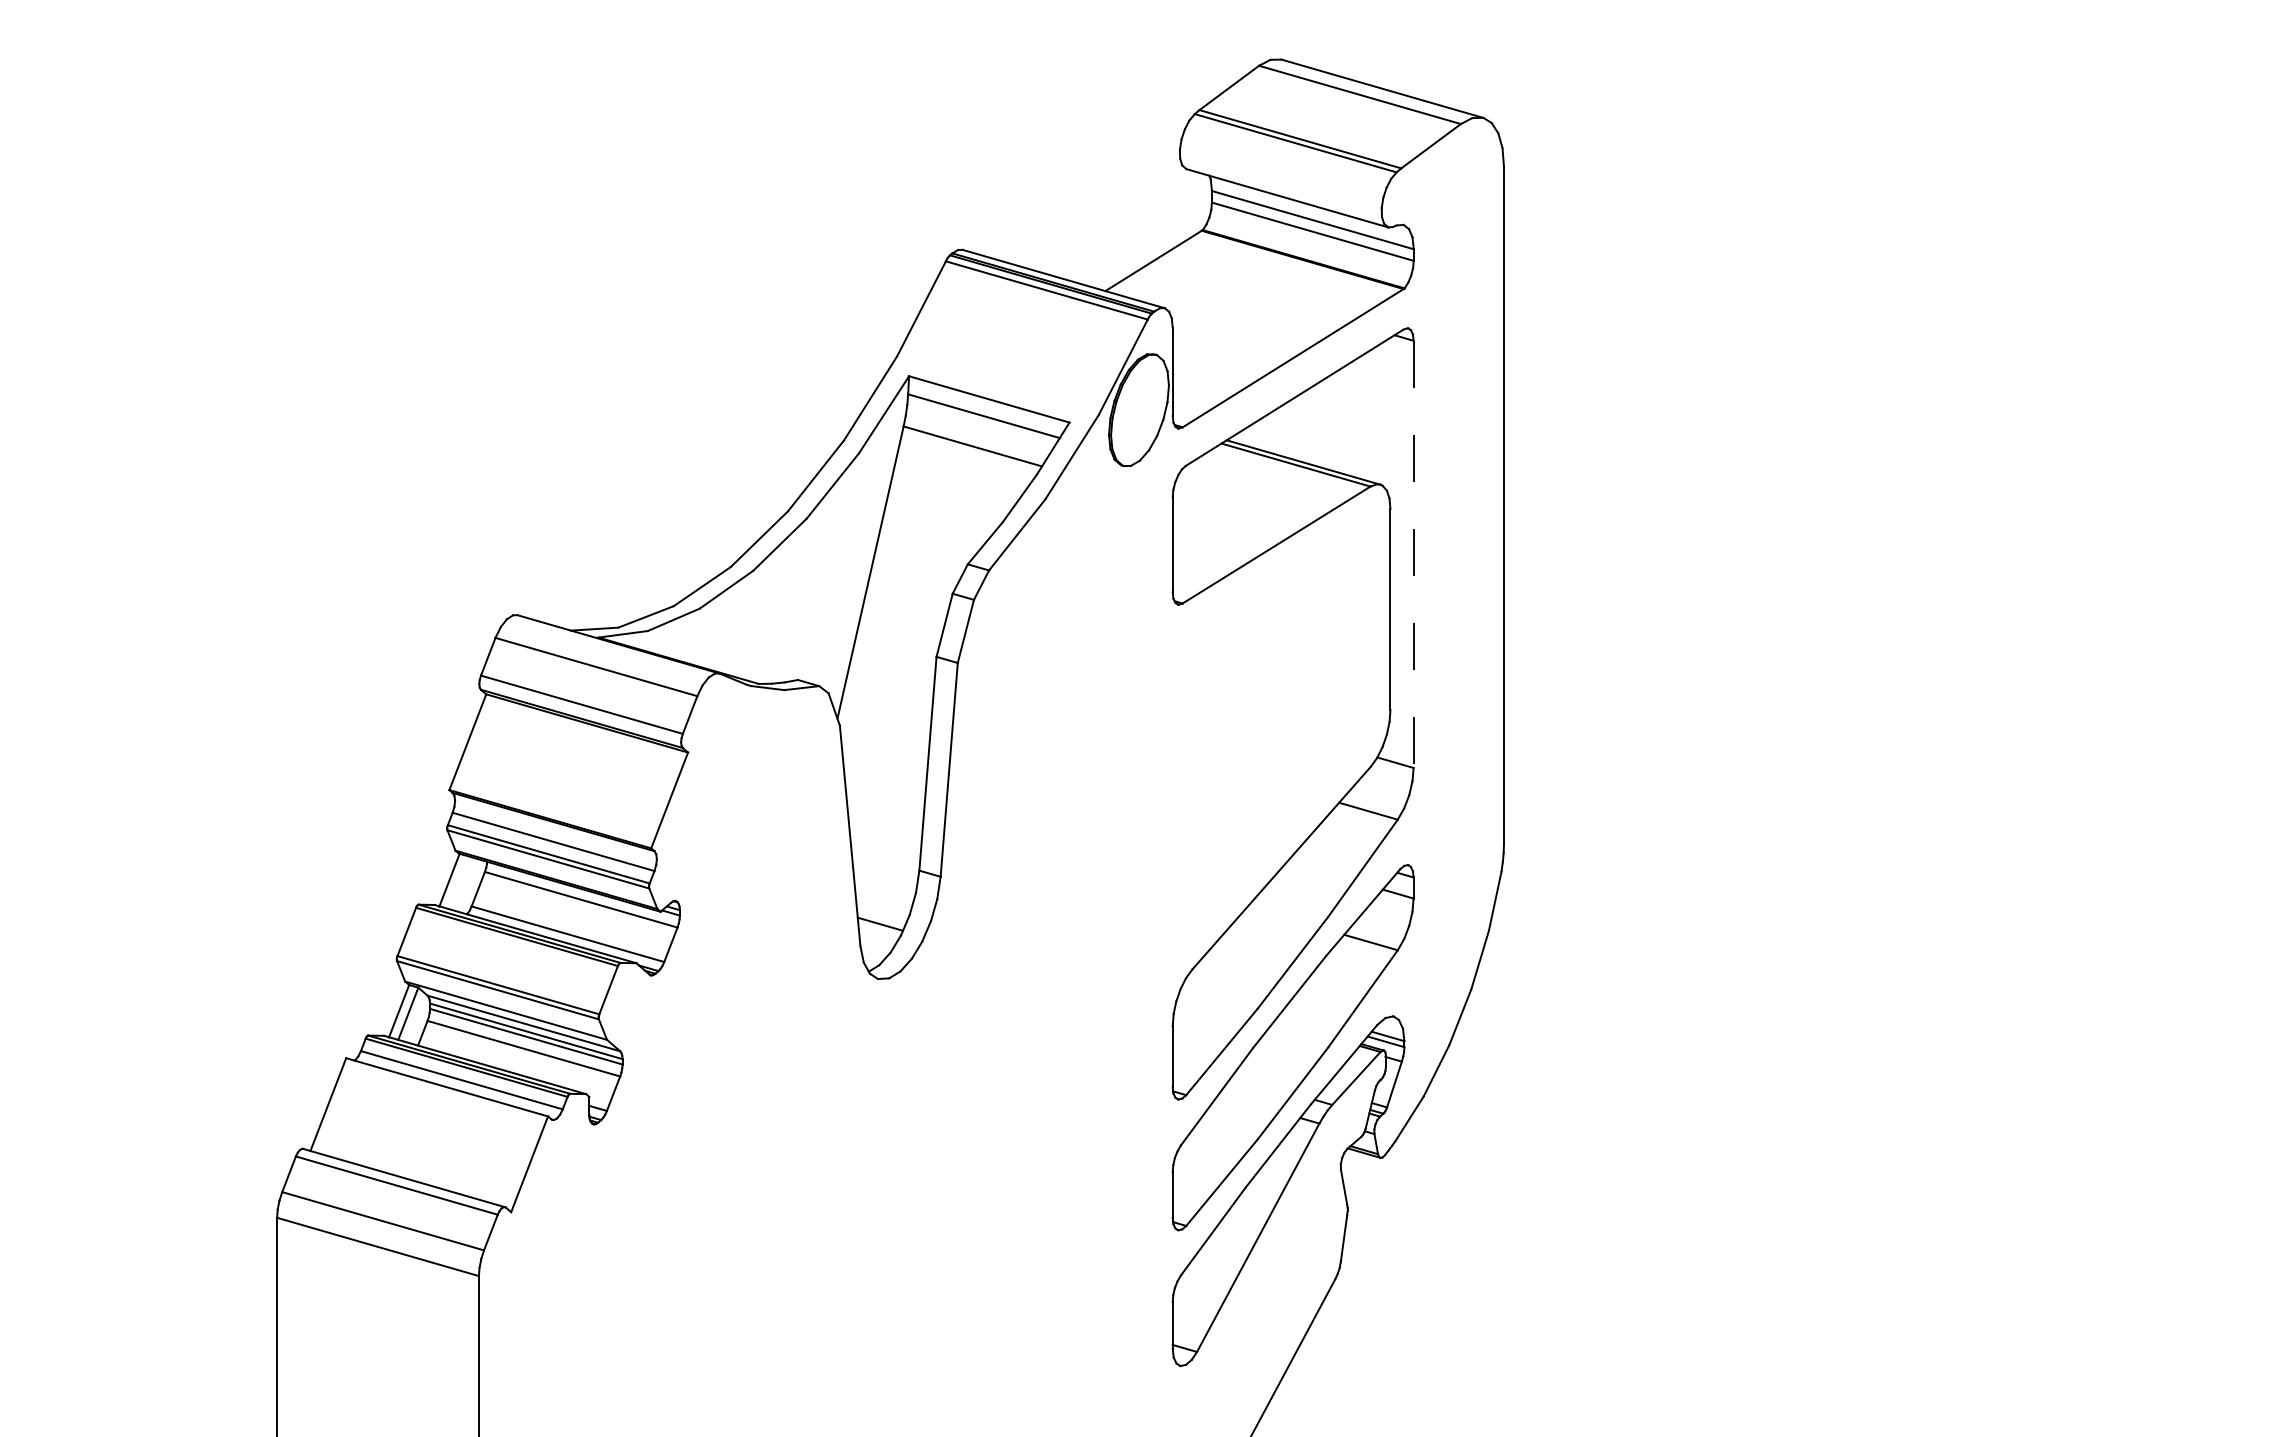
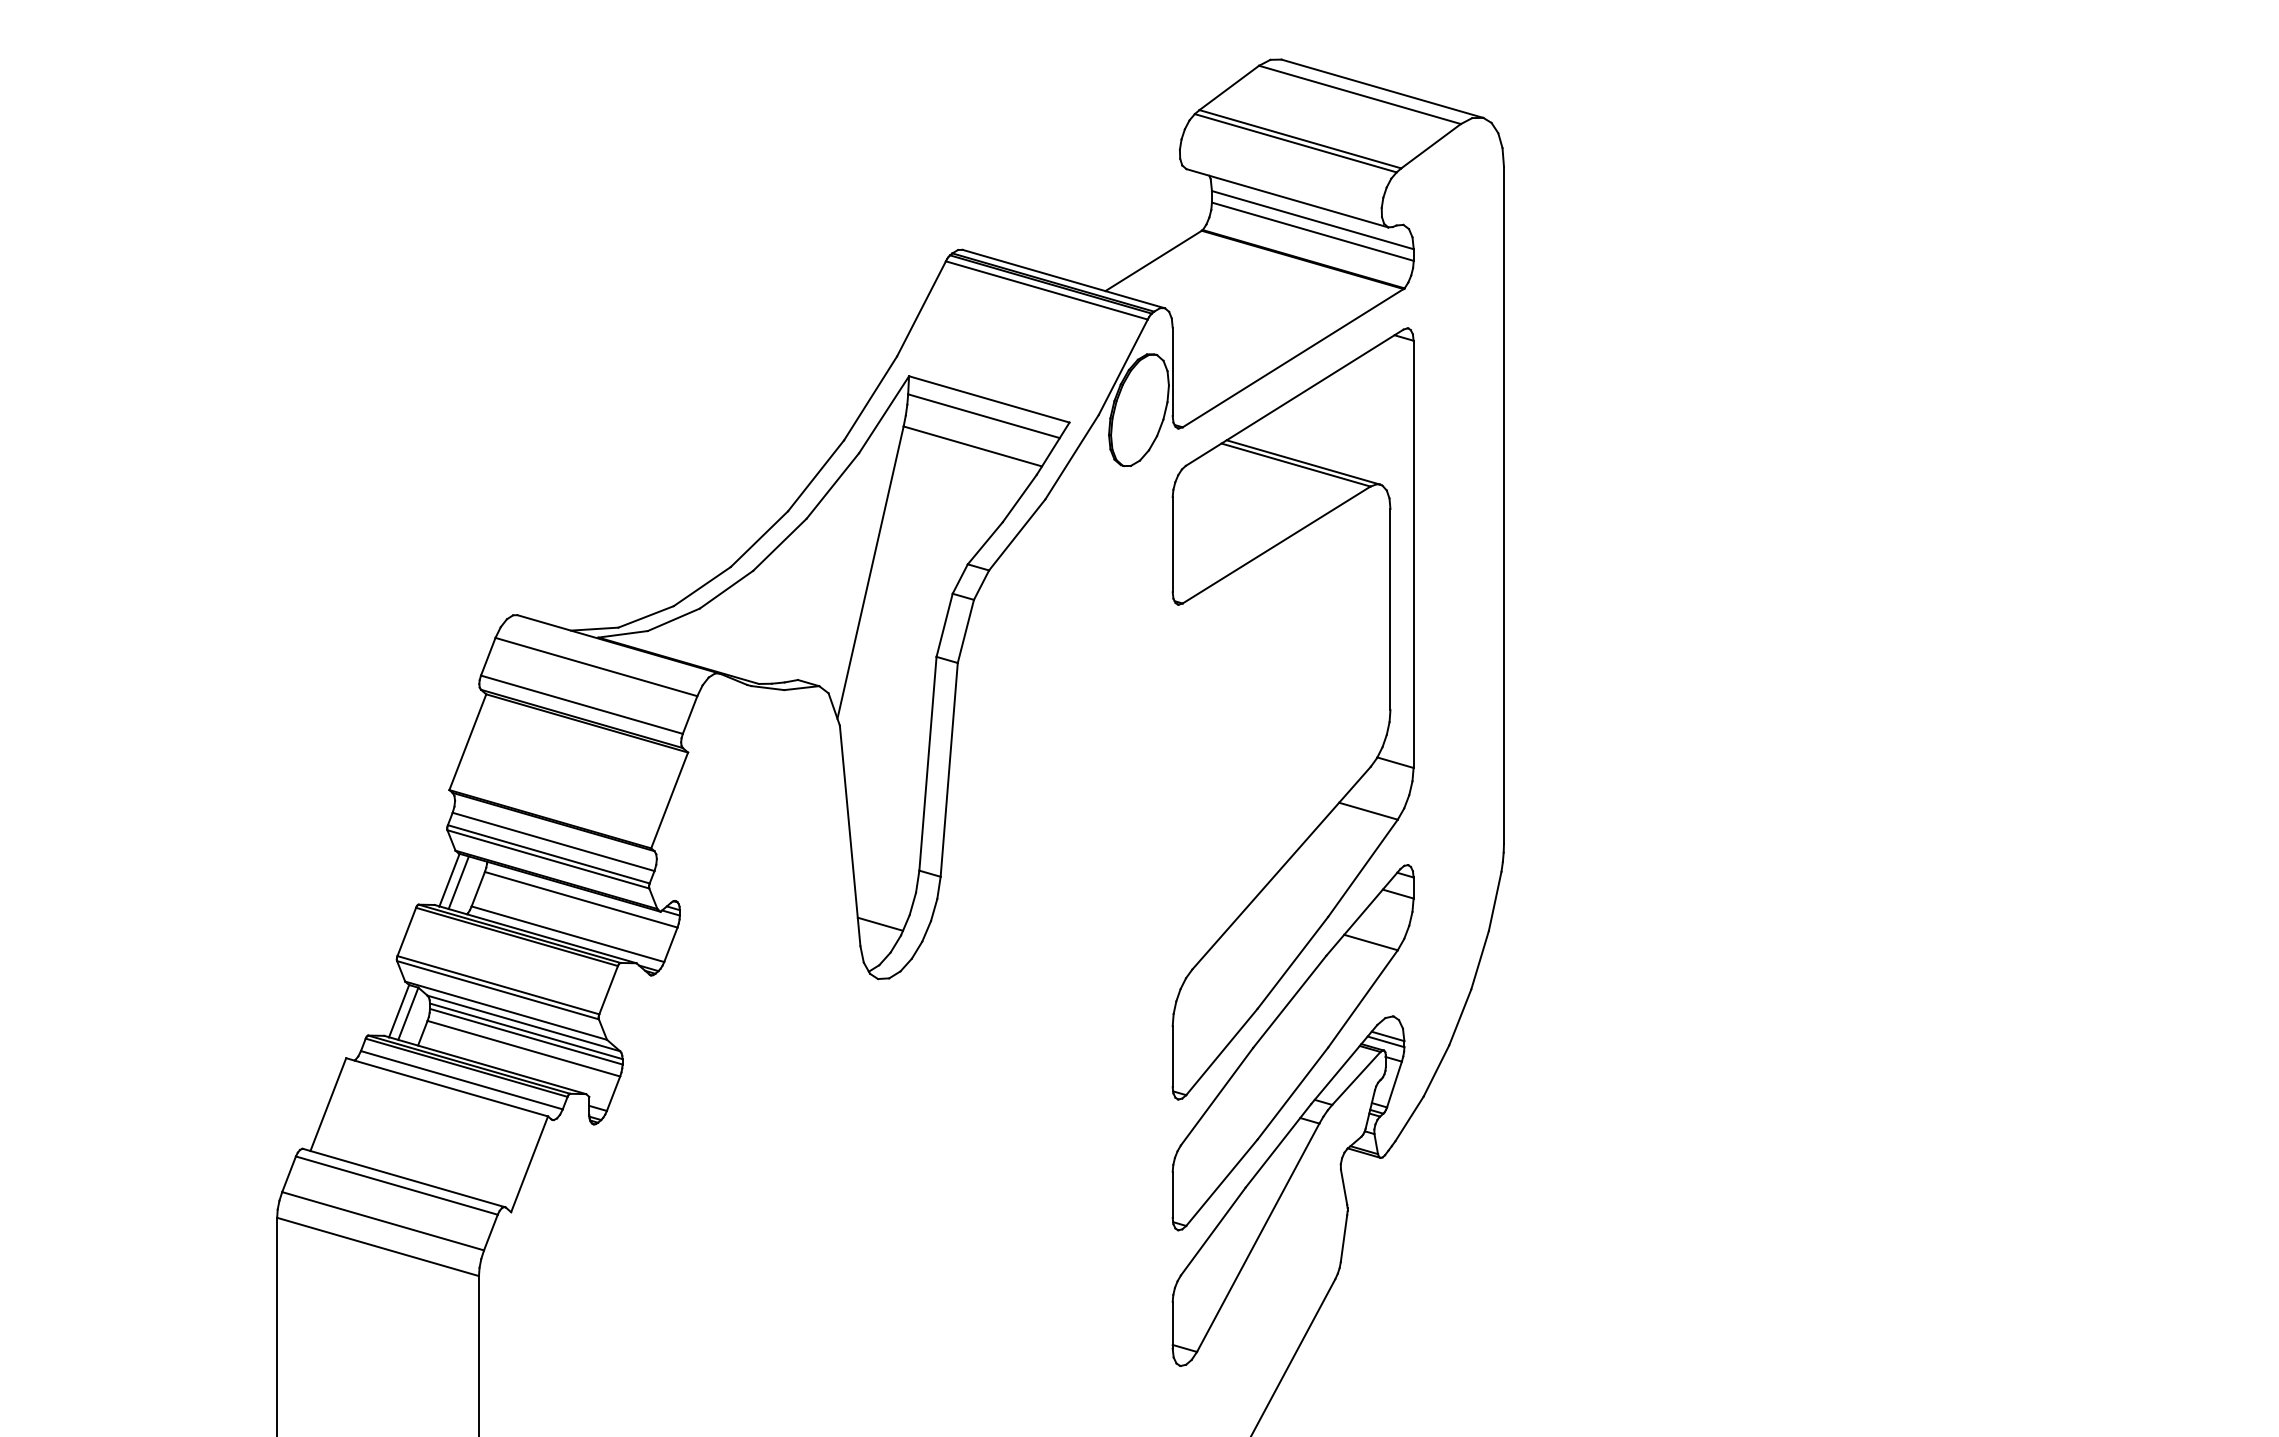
line: dashed -> solid (1413, 554)
line: none -> present (458, 882)
